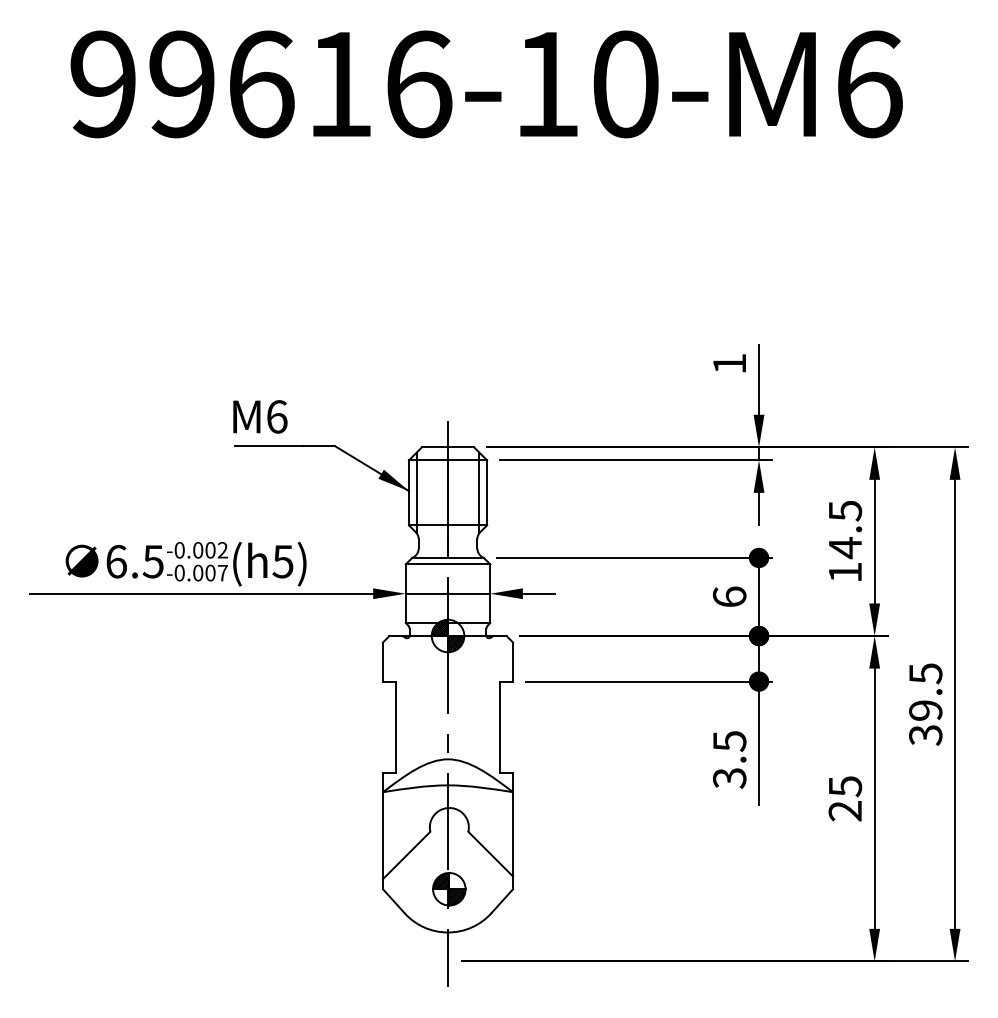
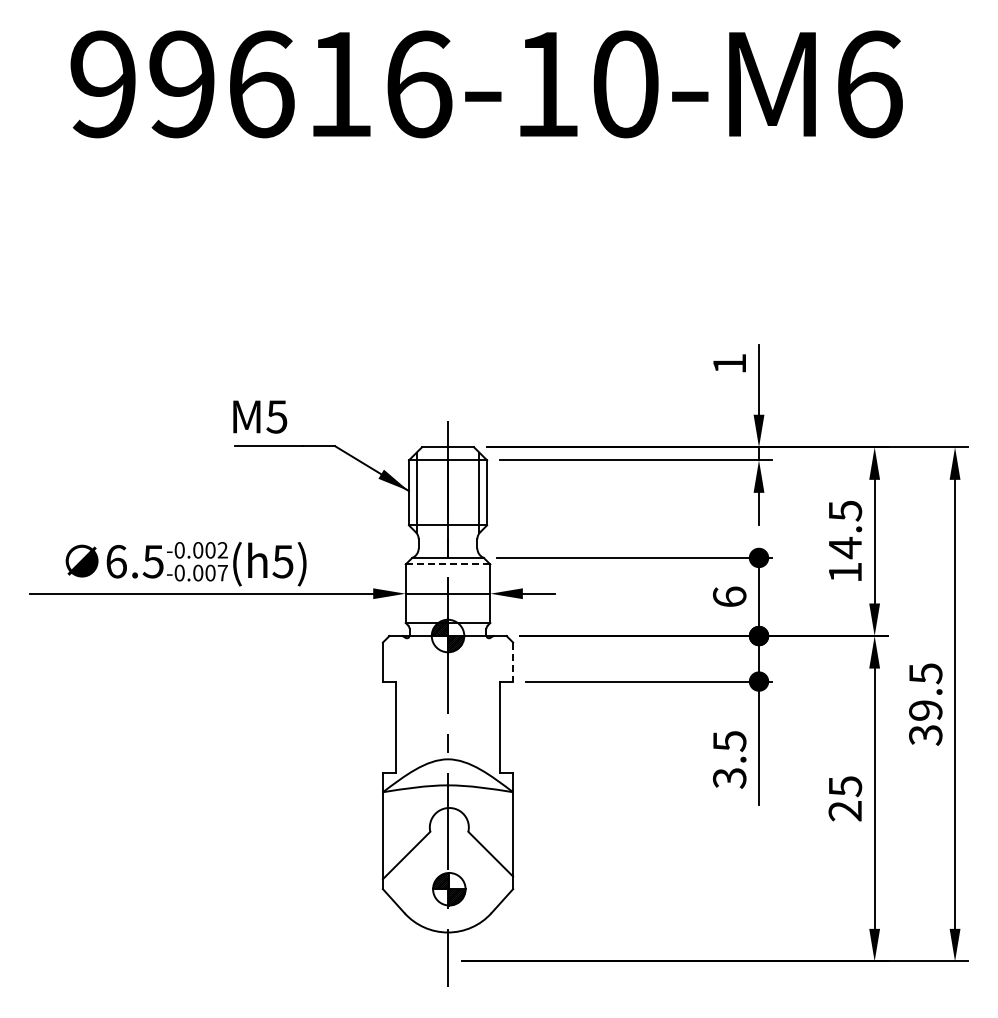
text: M6 -> M5 (276, 416)
line: solid -> dashed (448, 564)
line: solid -> dashed (513, 662)
